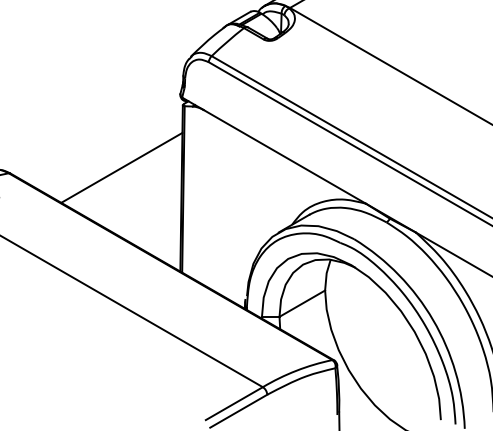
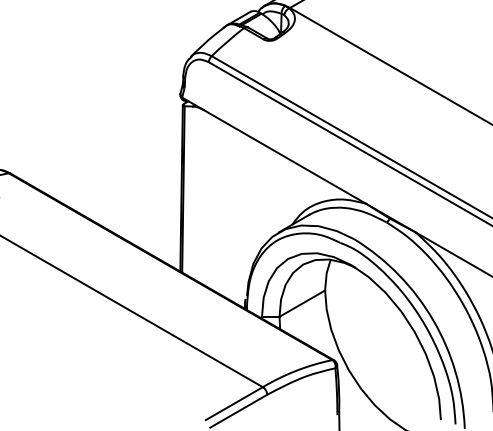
line: present -> none (121, 167)
